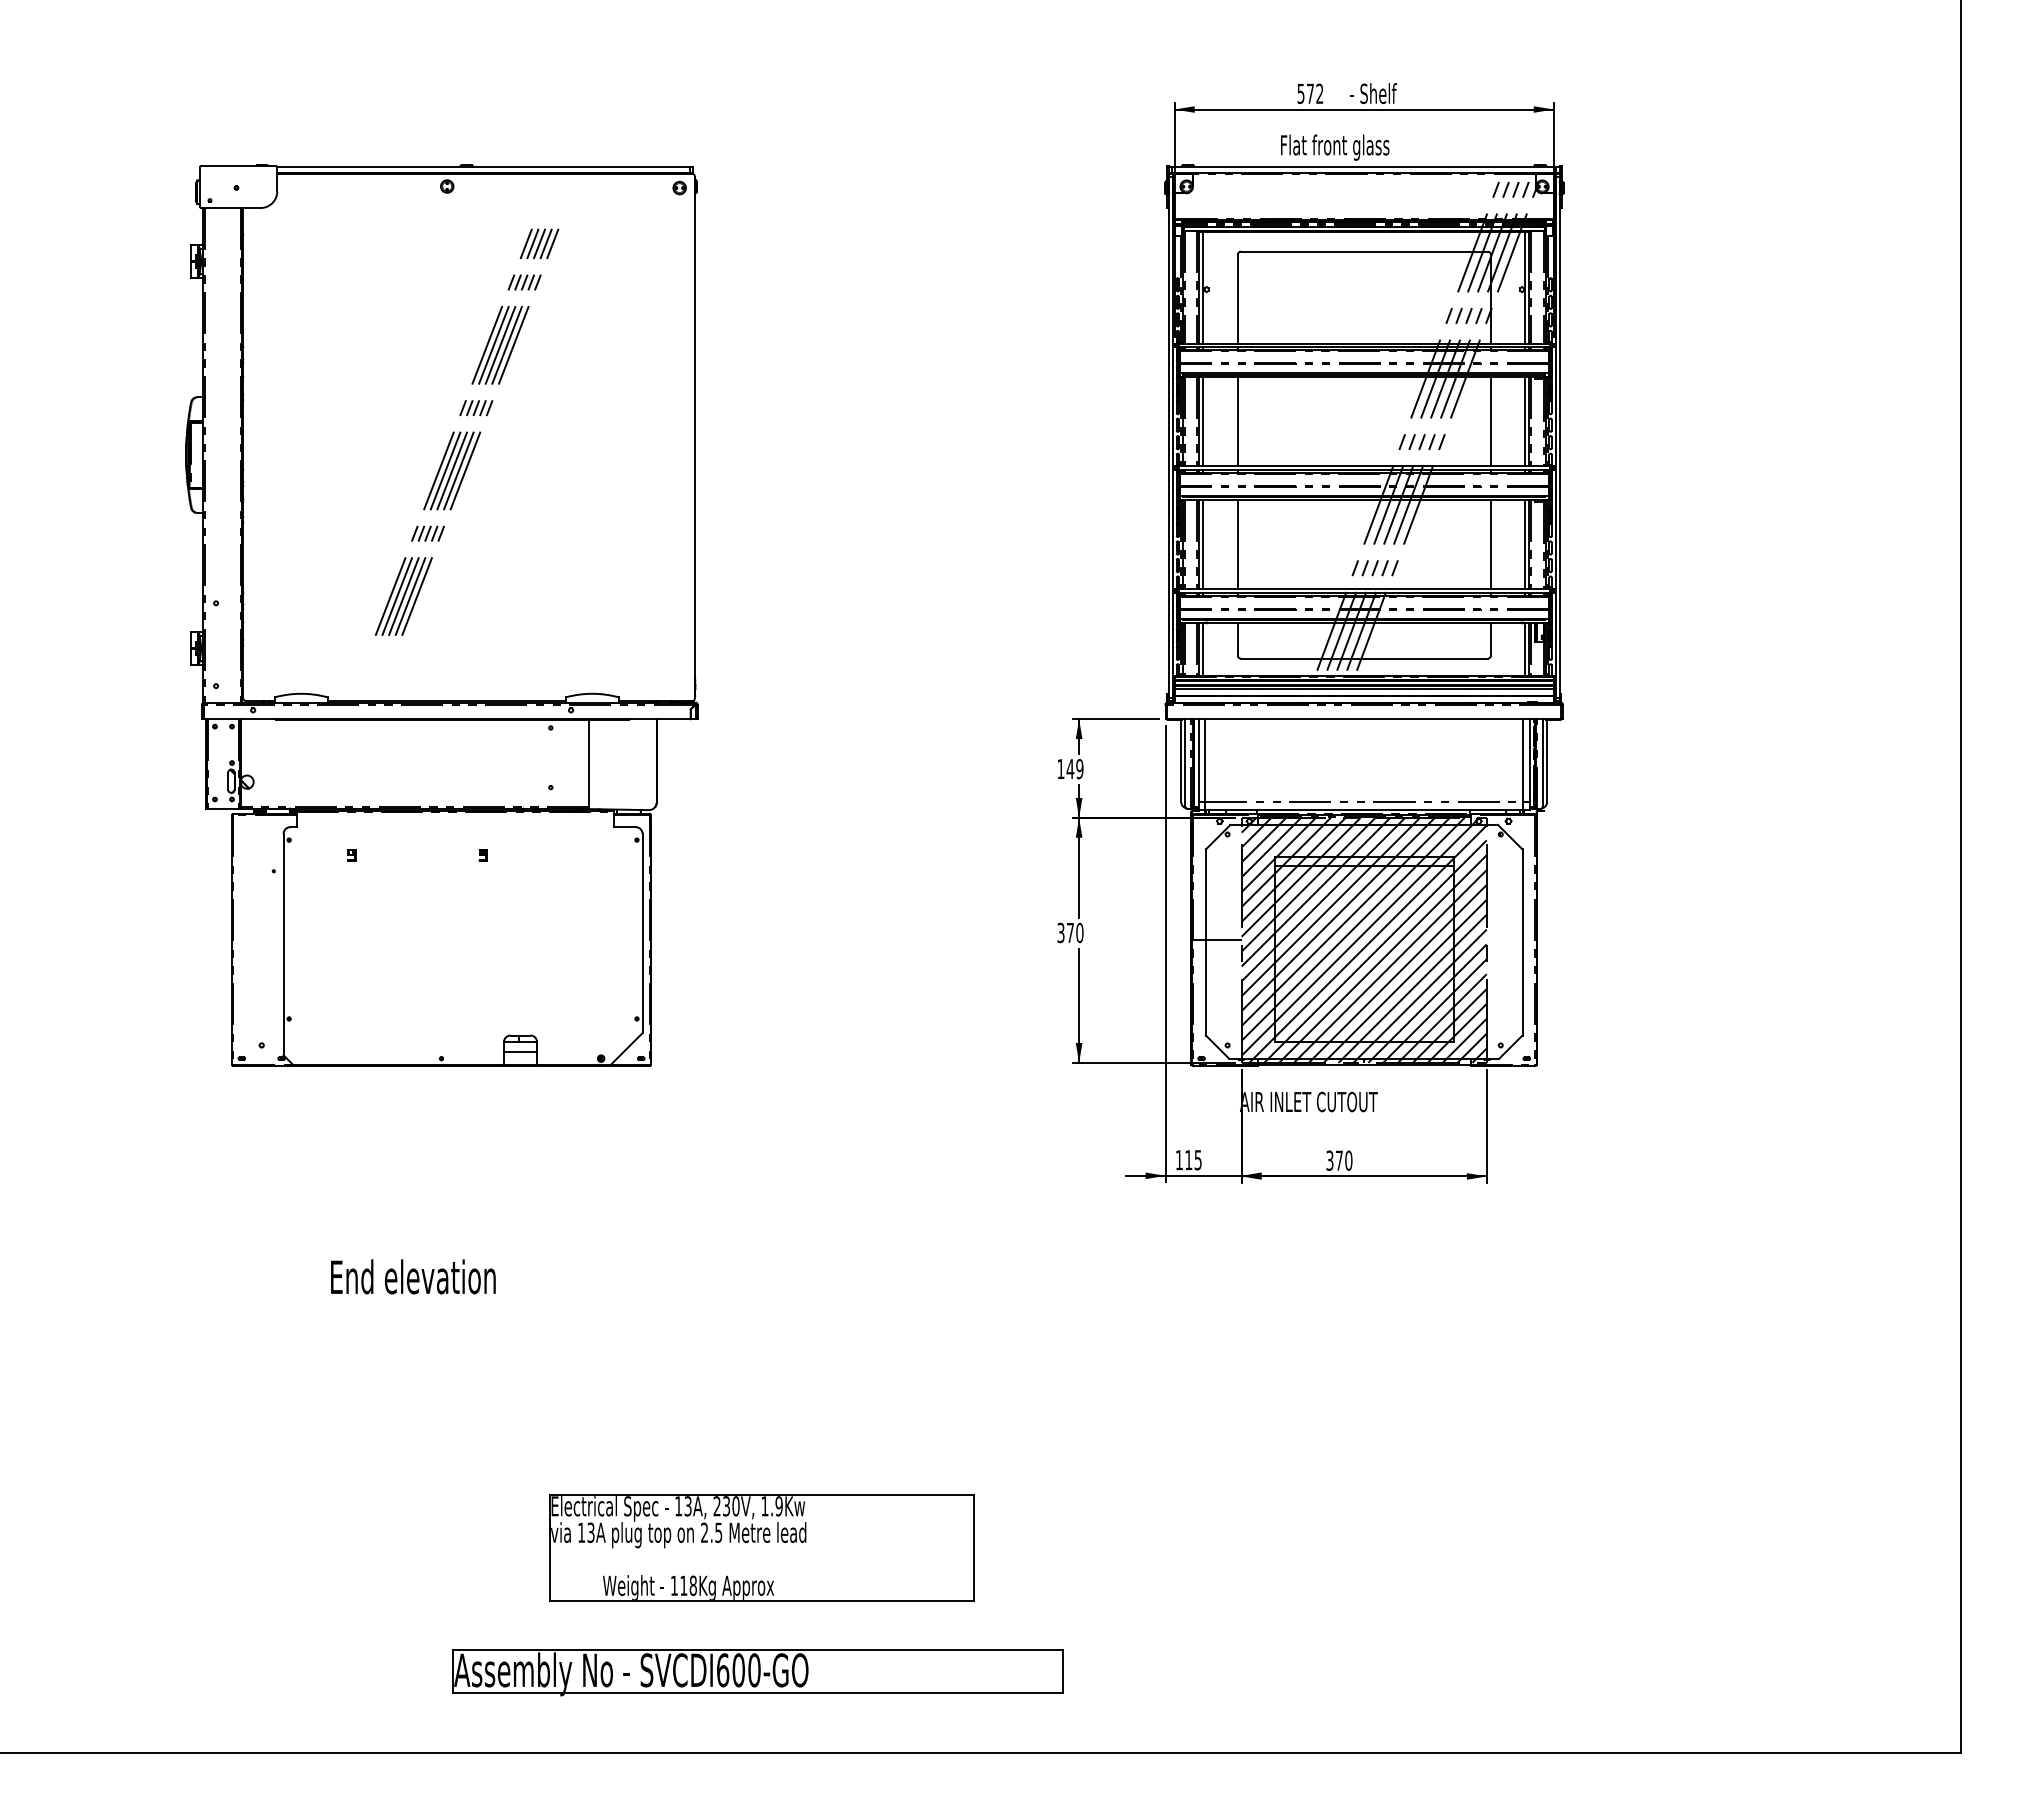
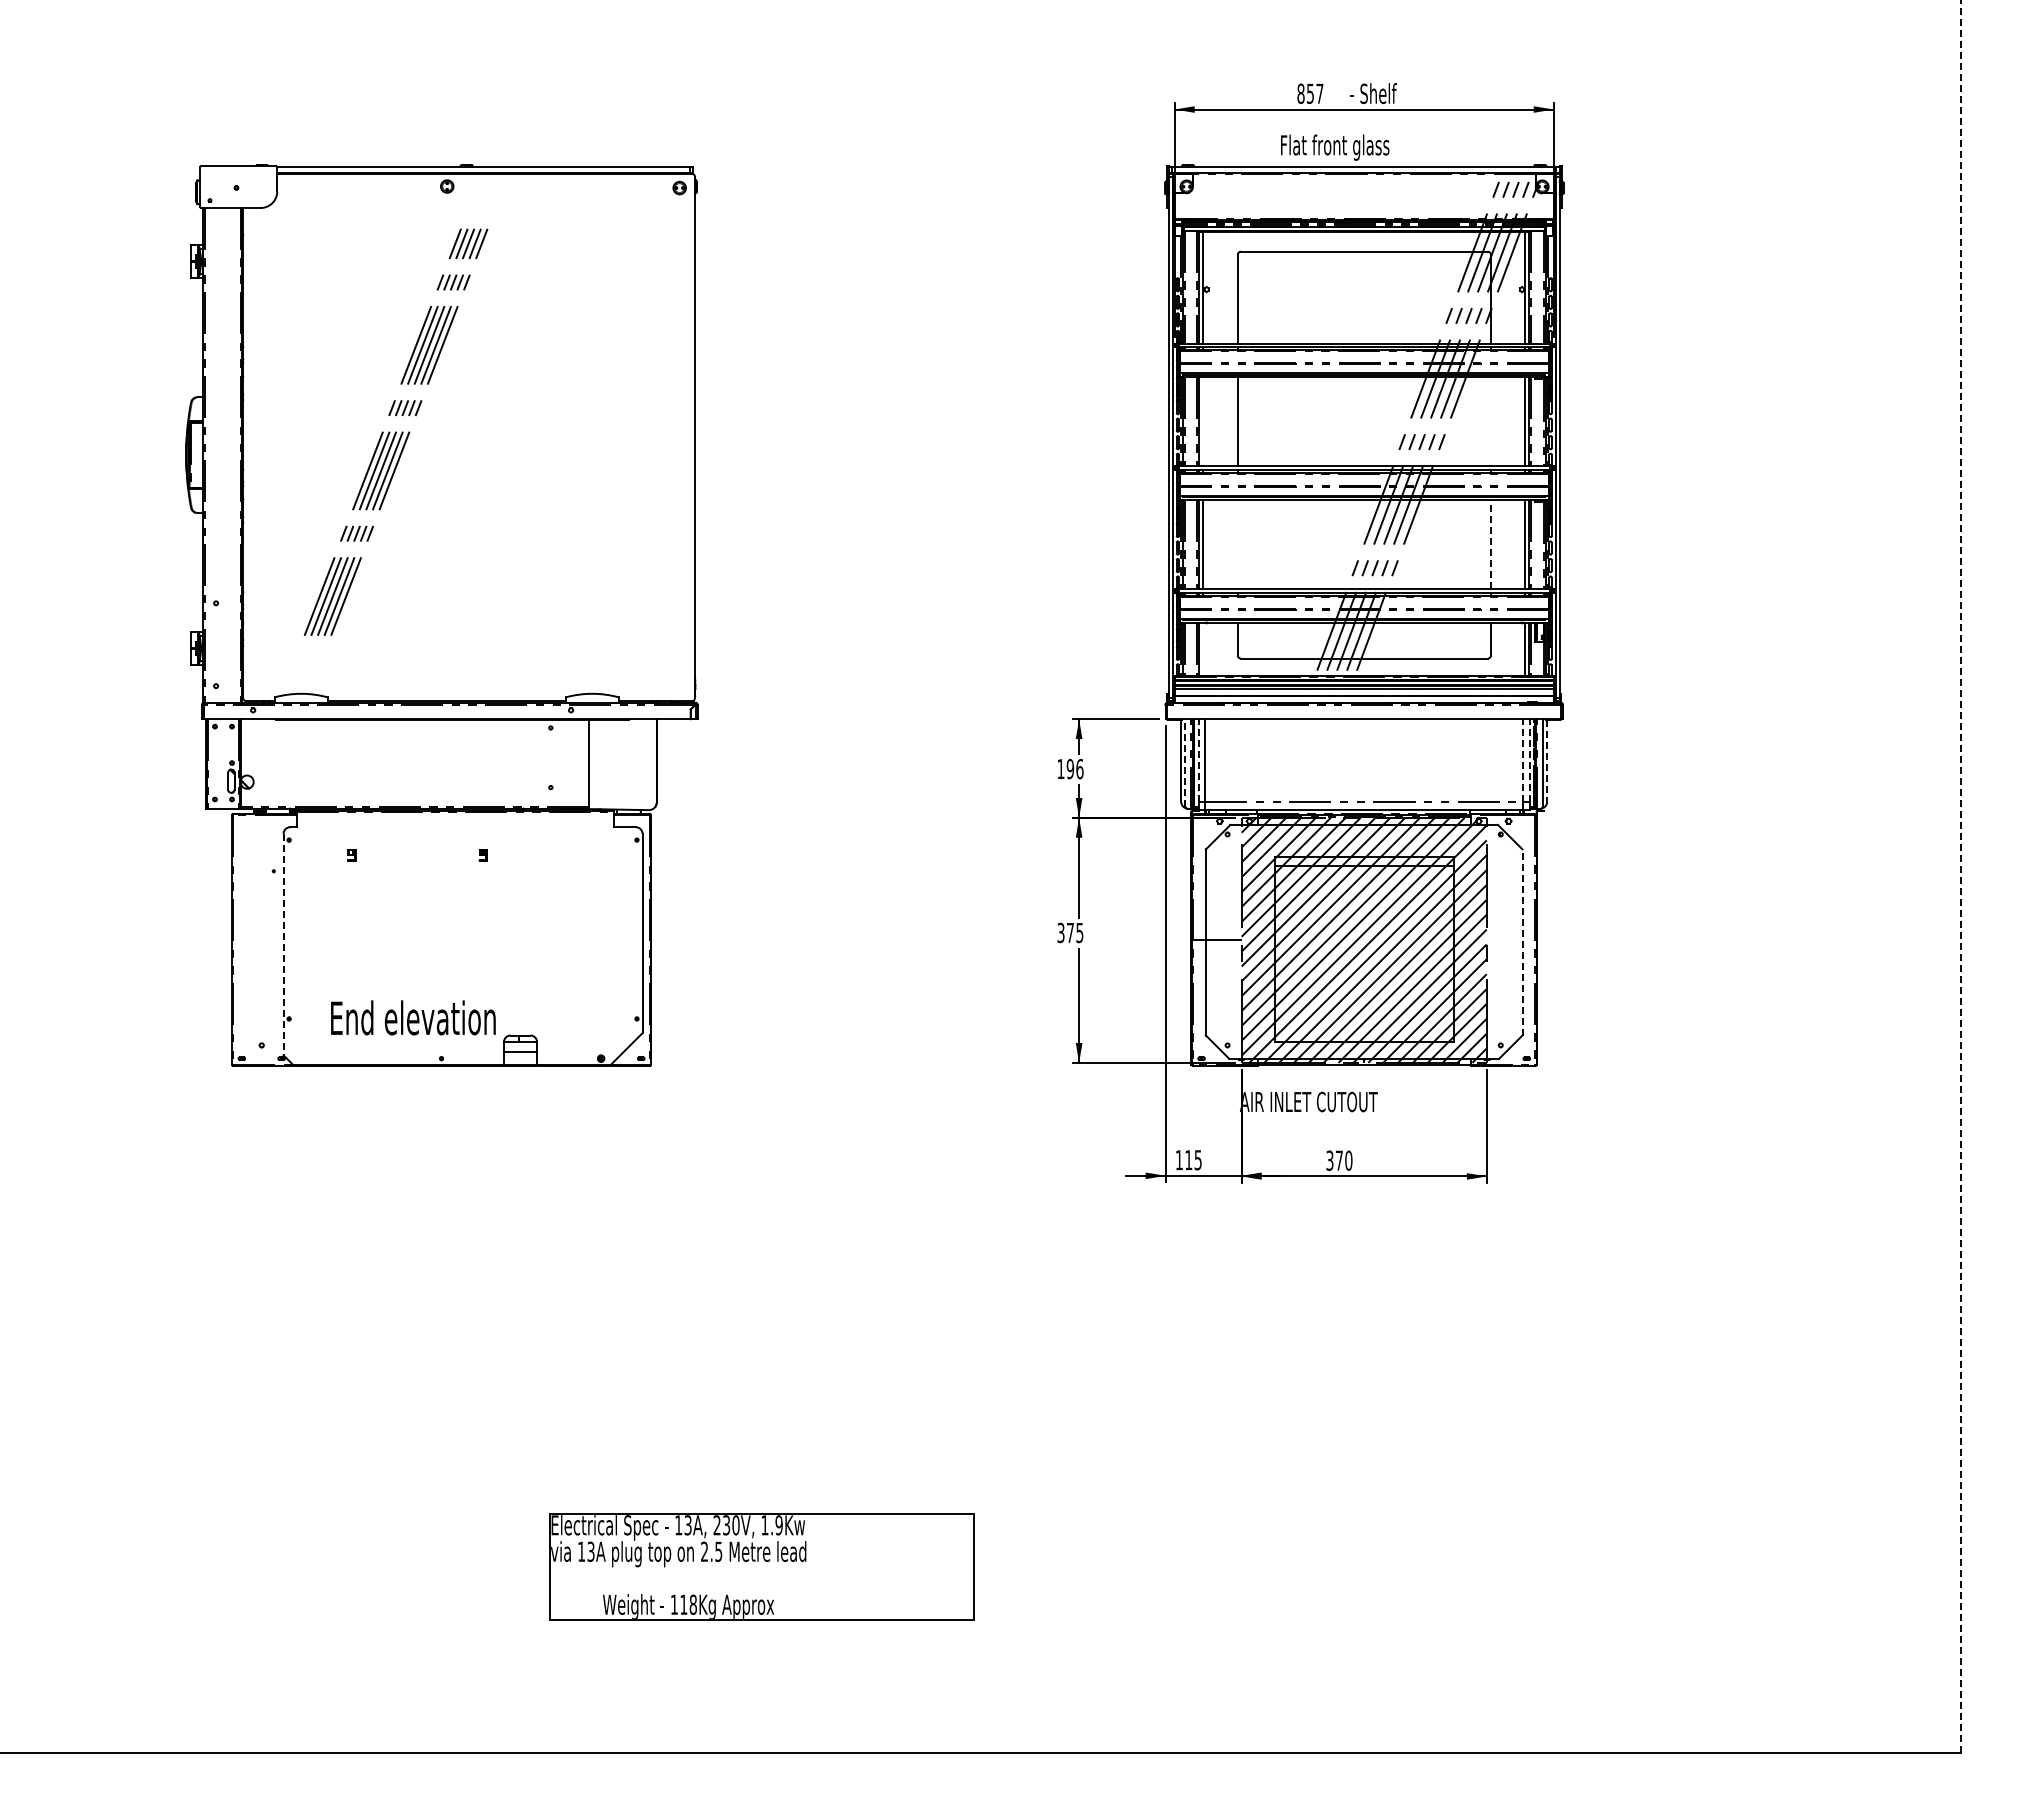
text: 572 -> 857 (1310, 93)
line: present -> none (1203, 421)
line: present -> none (1491, 421)
part position: (466, 431) -> (395, 431) (395, 431)
line: present -> none (1237, 544)
line: solid -> dashed (1491, 544)
line: present -> none (1203, 648)
line: solid -> dashed (1198, 760)
line: solid -> dashed (1523, 760)
line: solid -> dashed (1529, 760)
line: solid -> dashed (1547, 761)
line: solid -> dashed (1185, 762)
text: 149 -> 196 (1074, 768)
line: solid -> dashed (1961, 875)
text: 370 -> 375 (1079, 932)
line: solid -> dashed (1522, 941)
line: solid -> dashed (283, 944)
text position: (413, 1276) -> (413, 1017) (413, 1017)
part position: (761, 1547) -> (761, 1566) (761, 1566)
part: present -> none (757, 1672)
